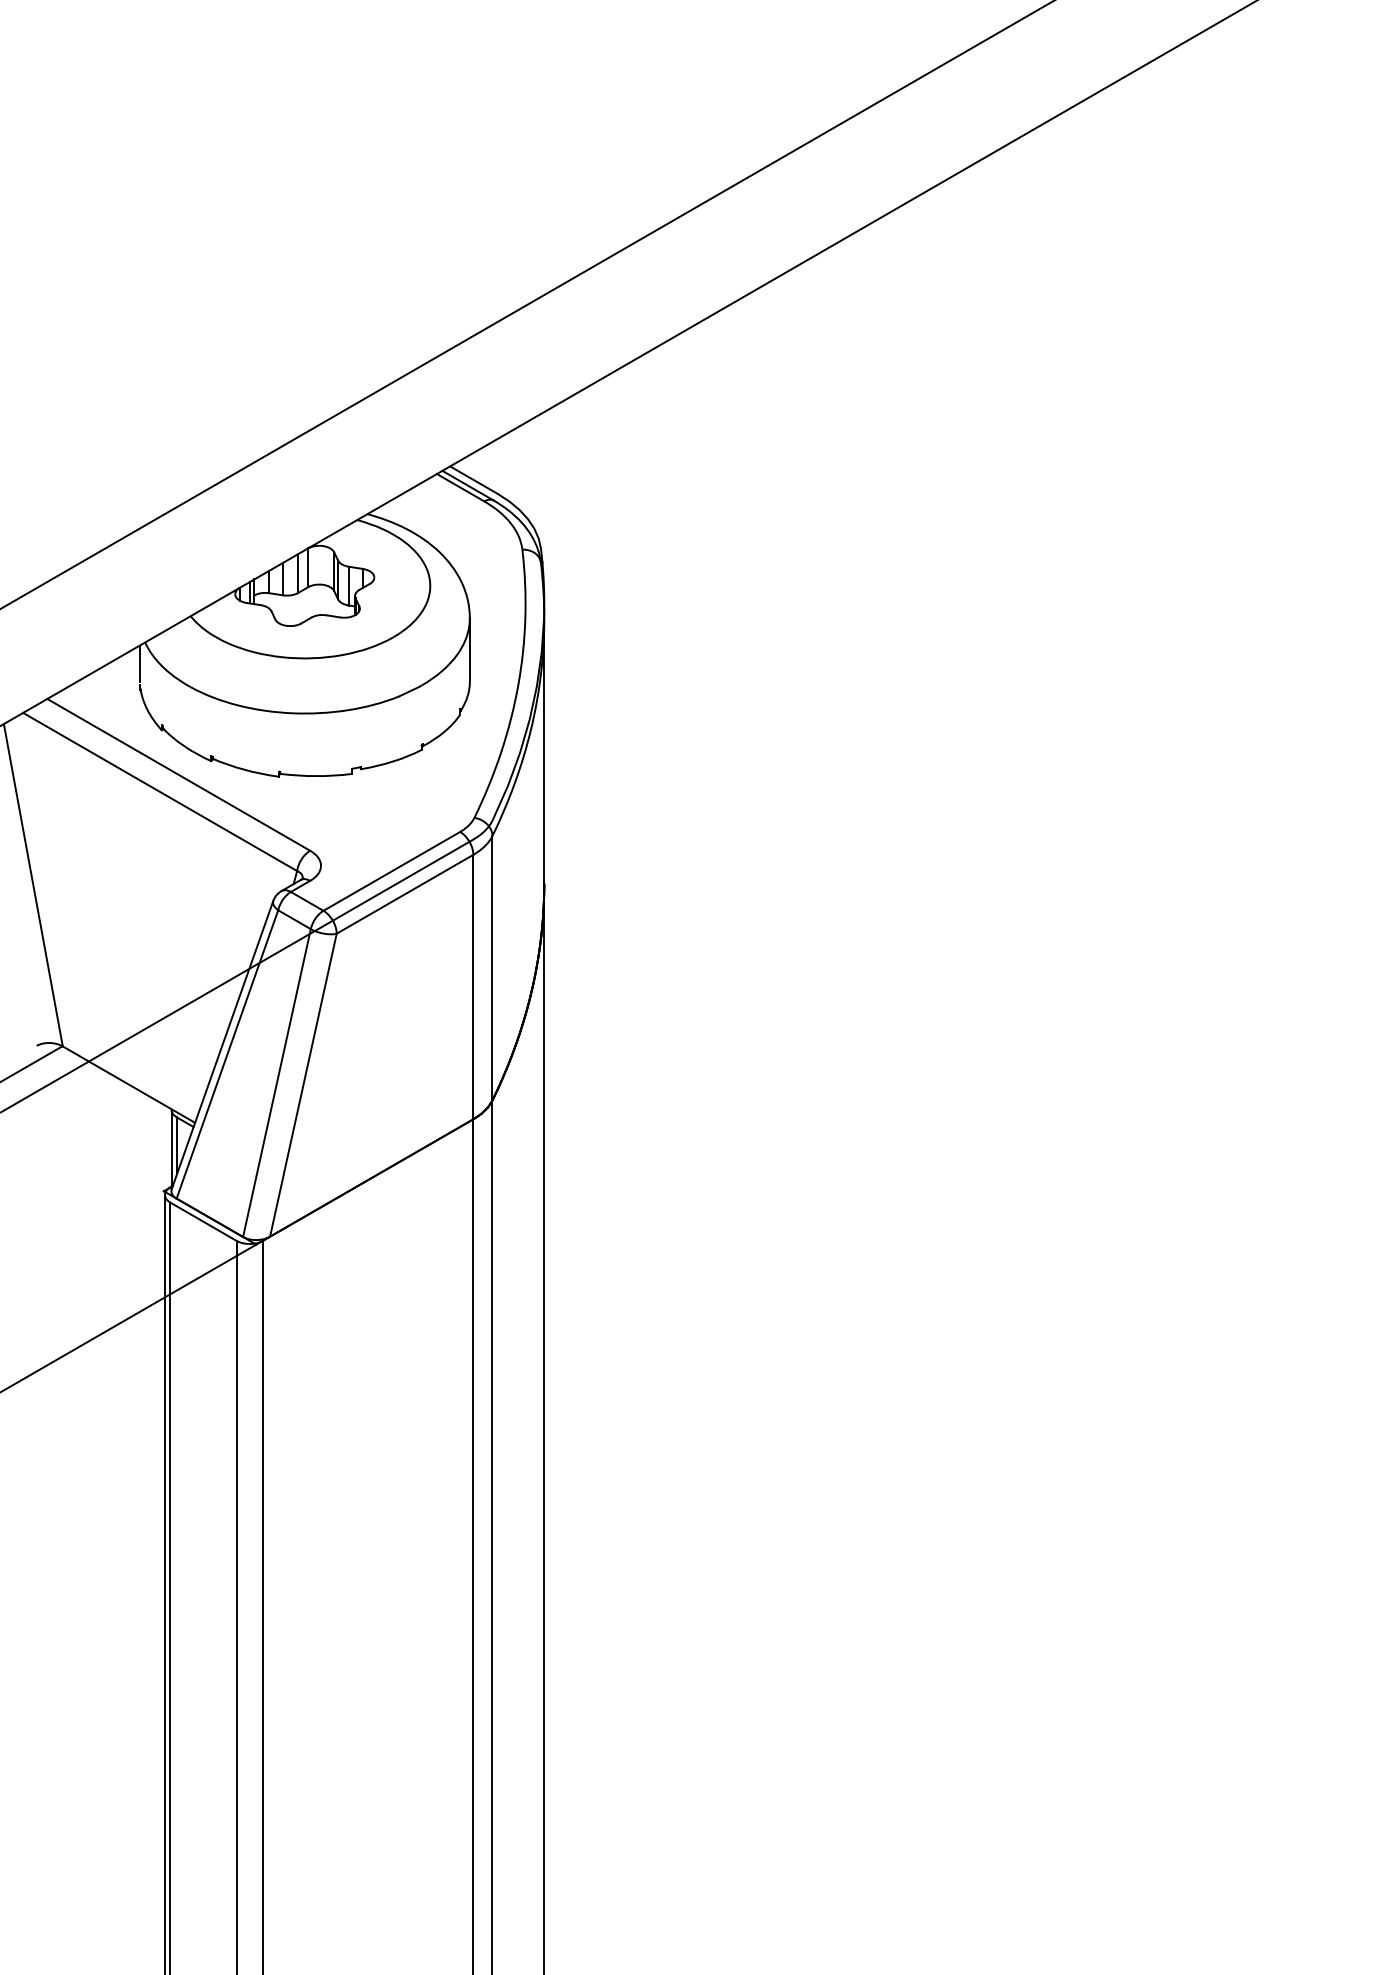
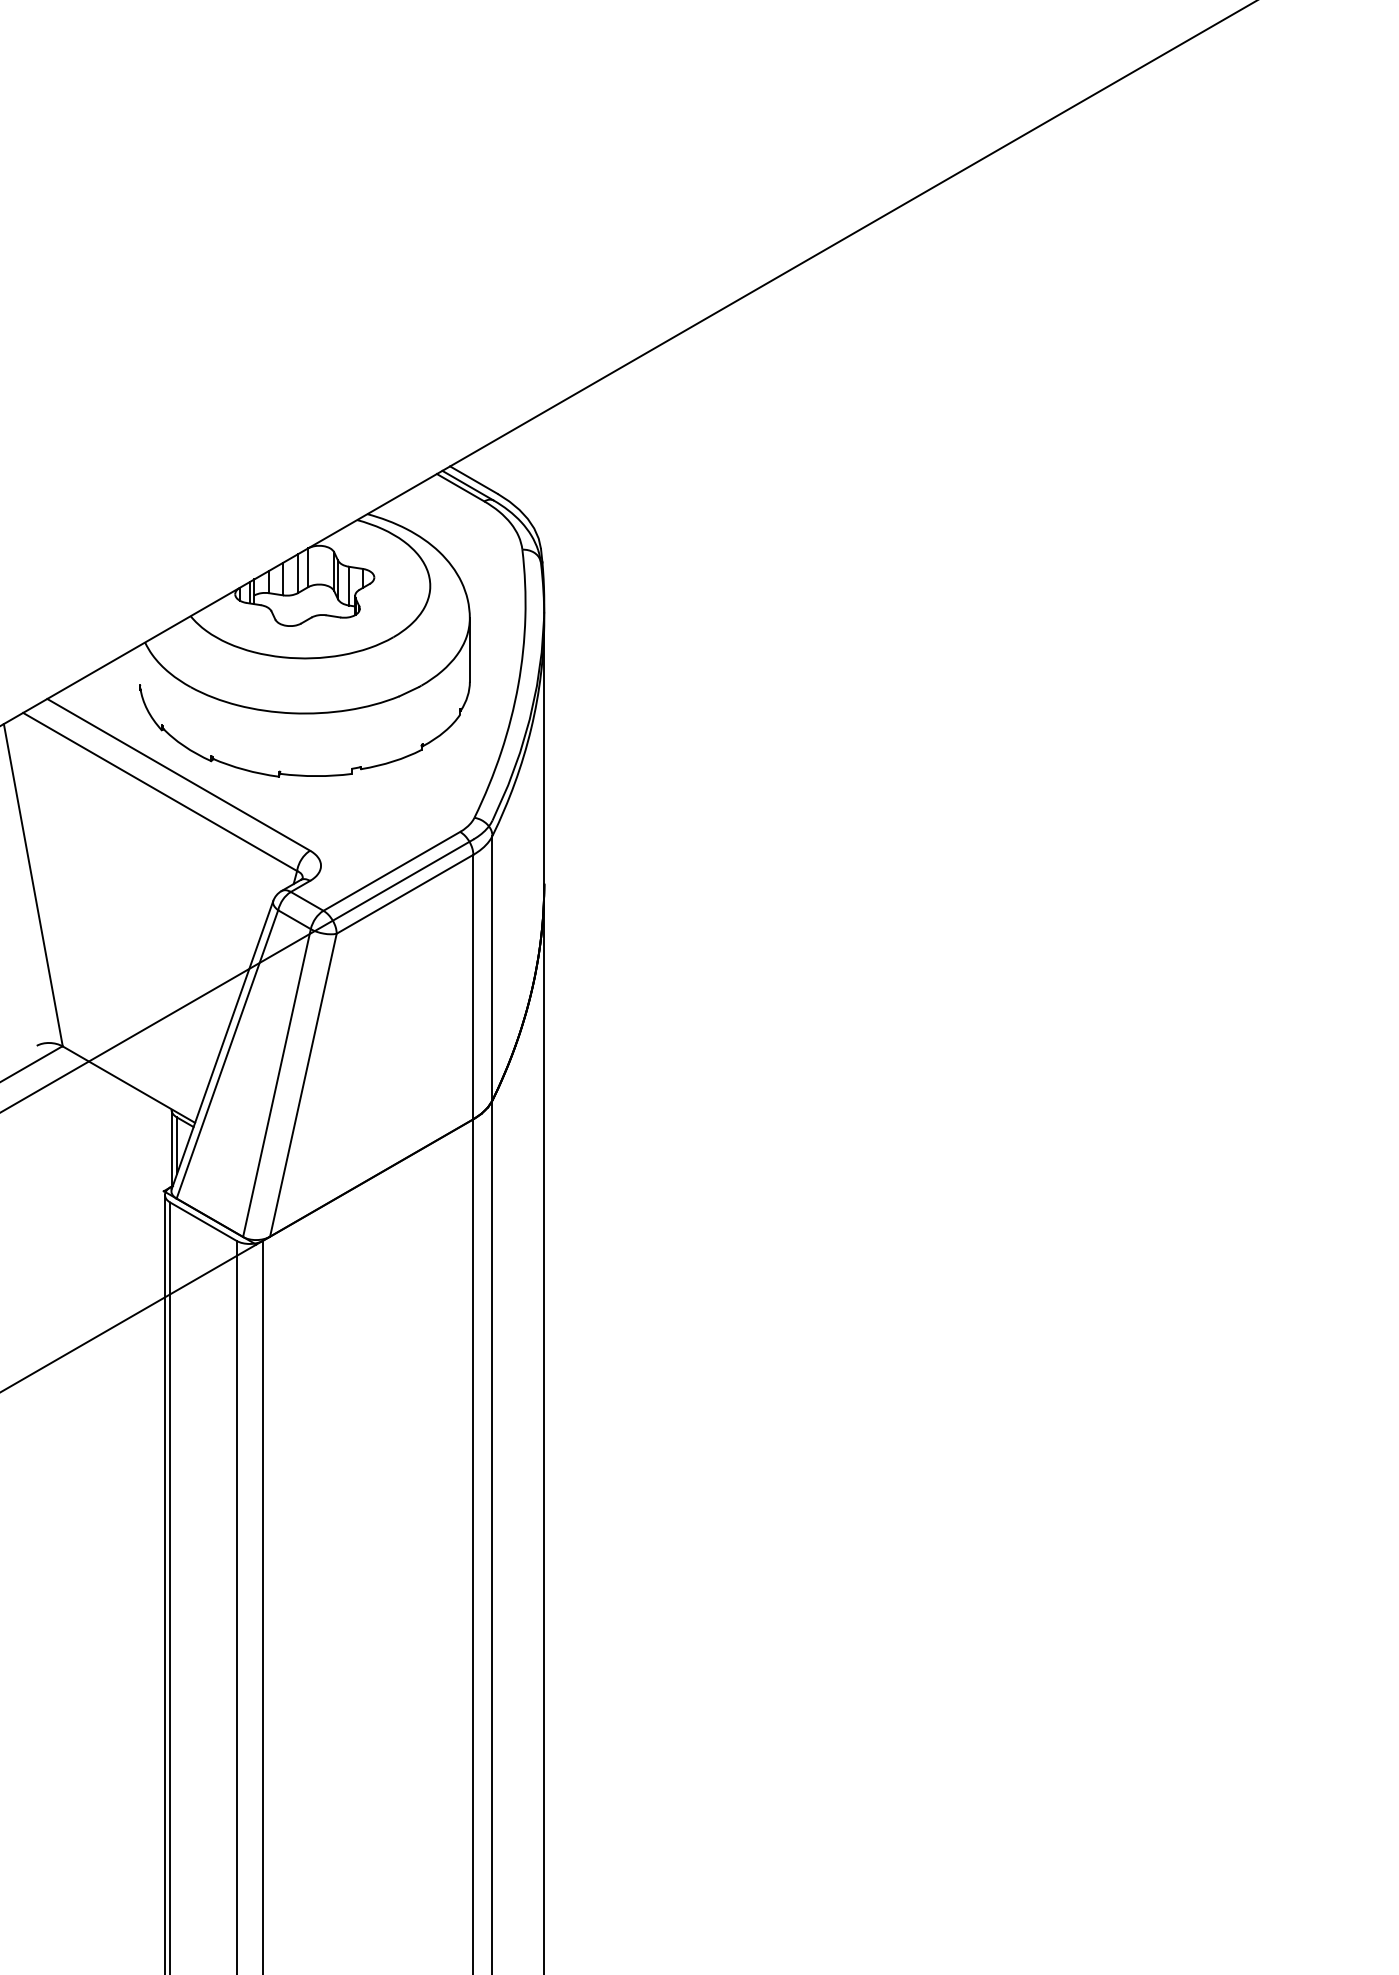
line: present -> none (526, 304)
line: present -> none (139, 663)
